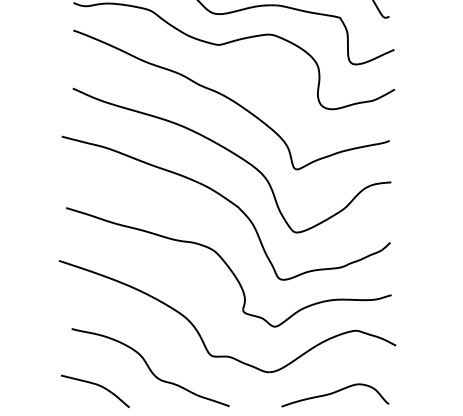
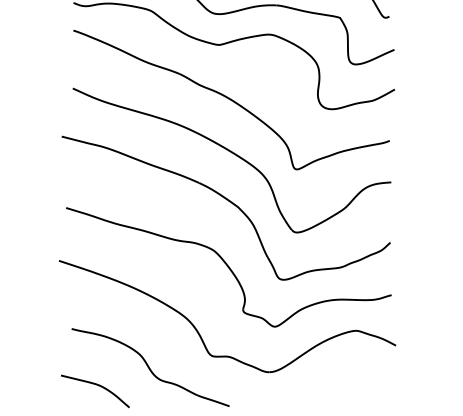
curve: present -> none (334, 393)
